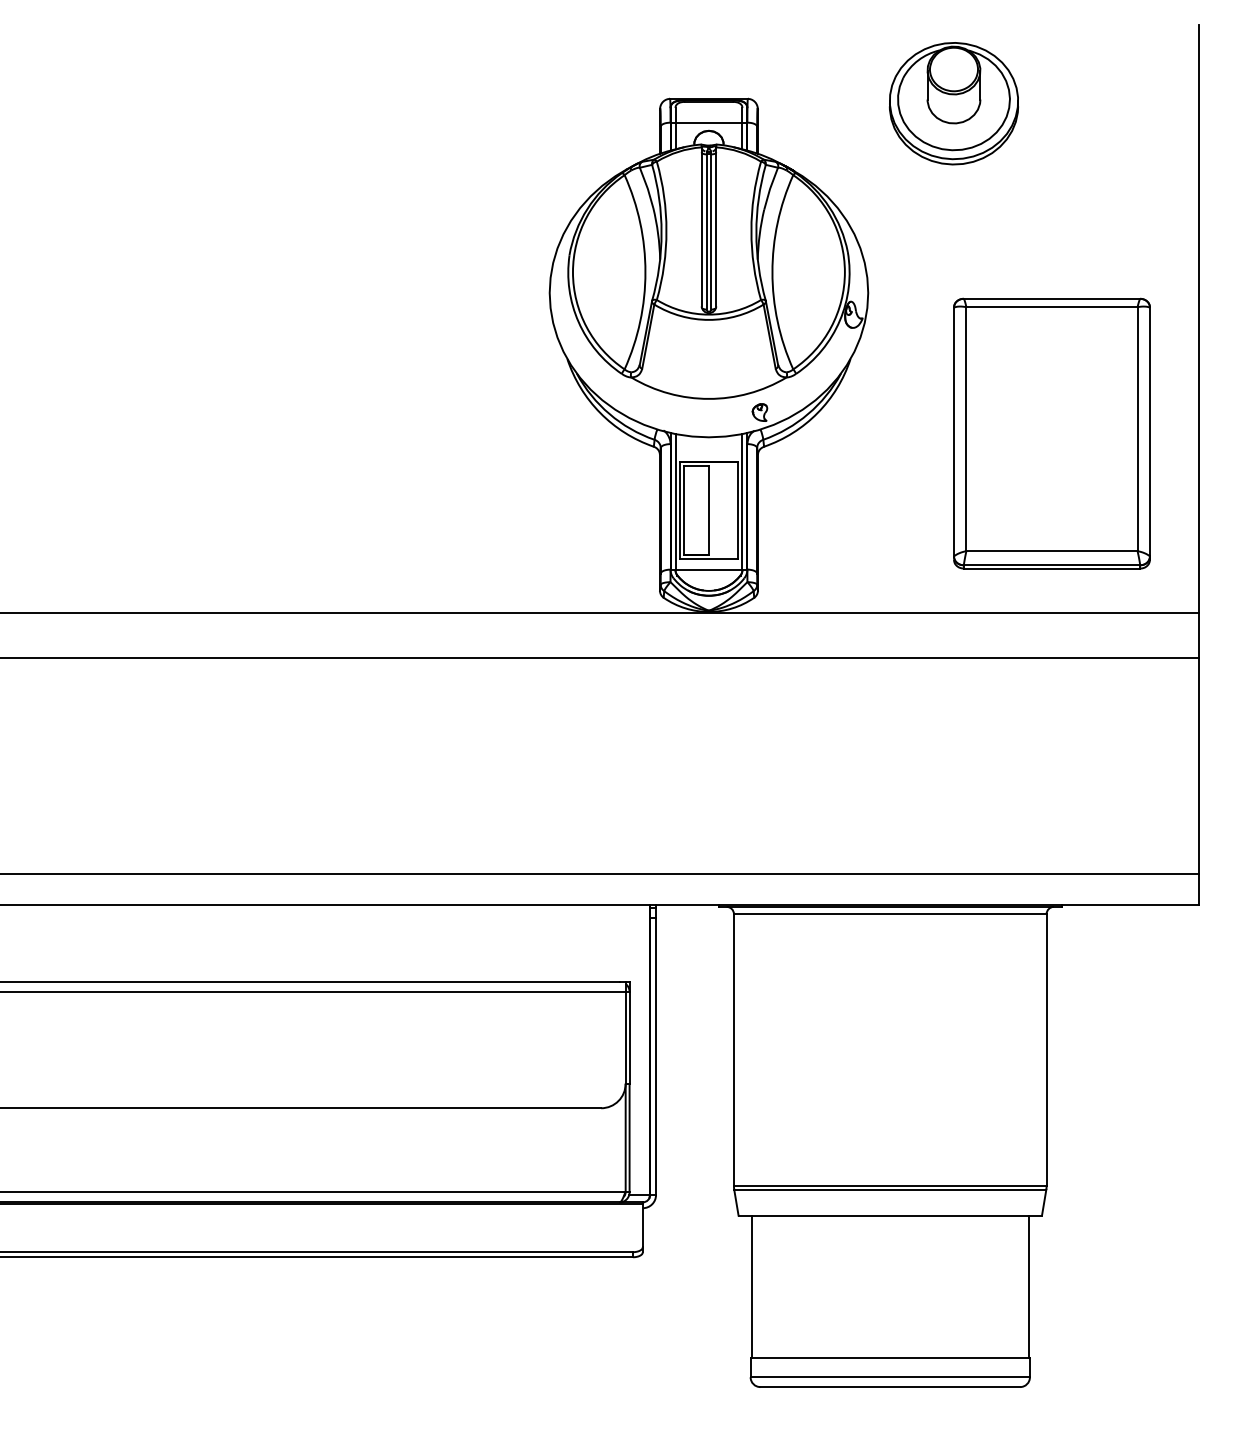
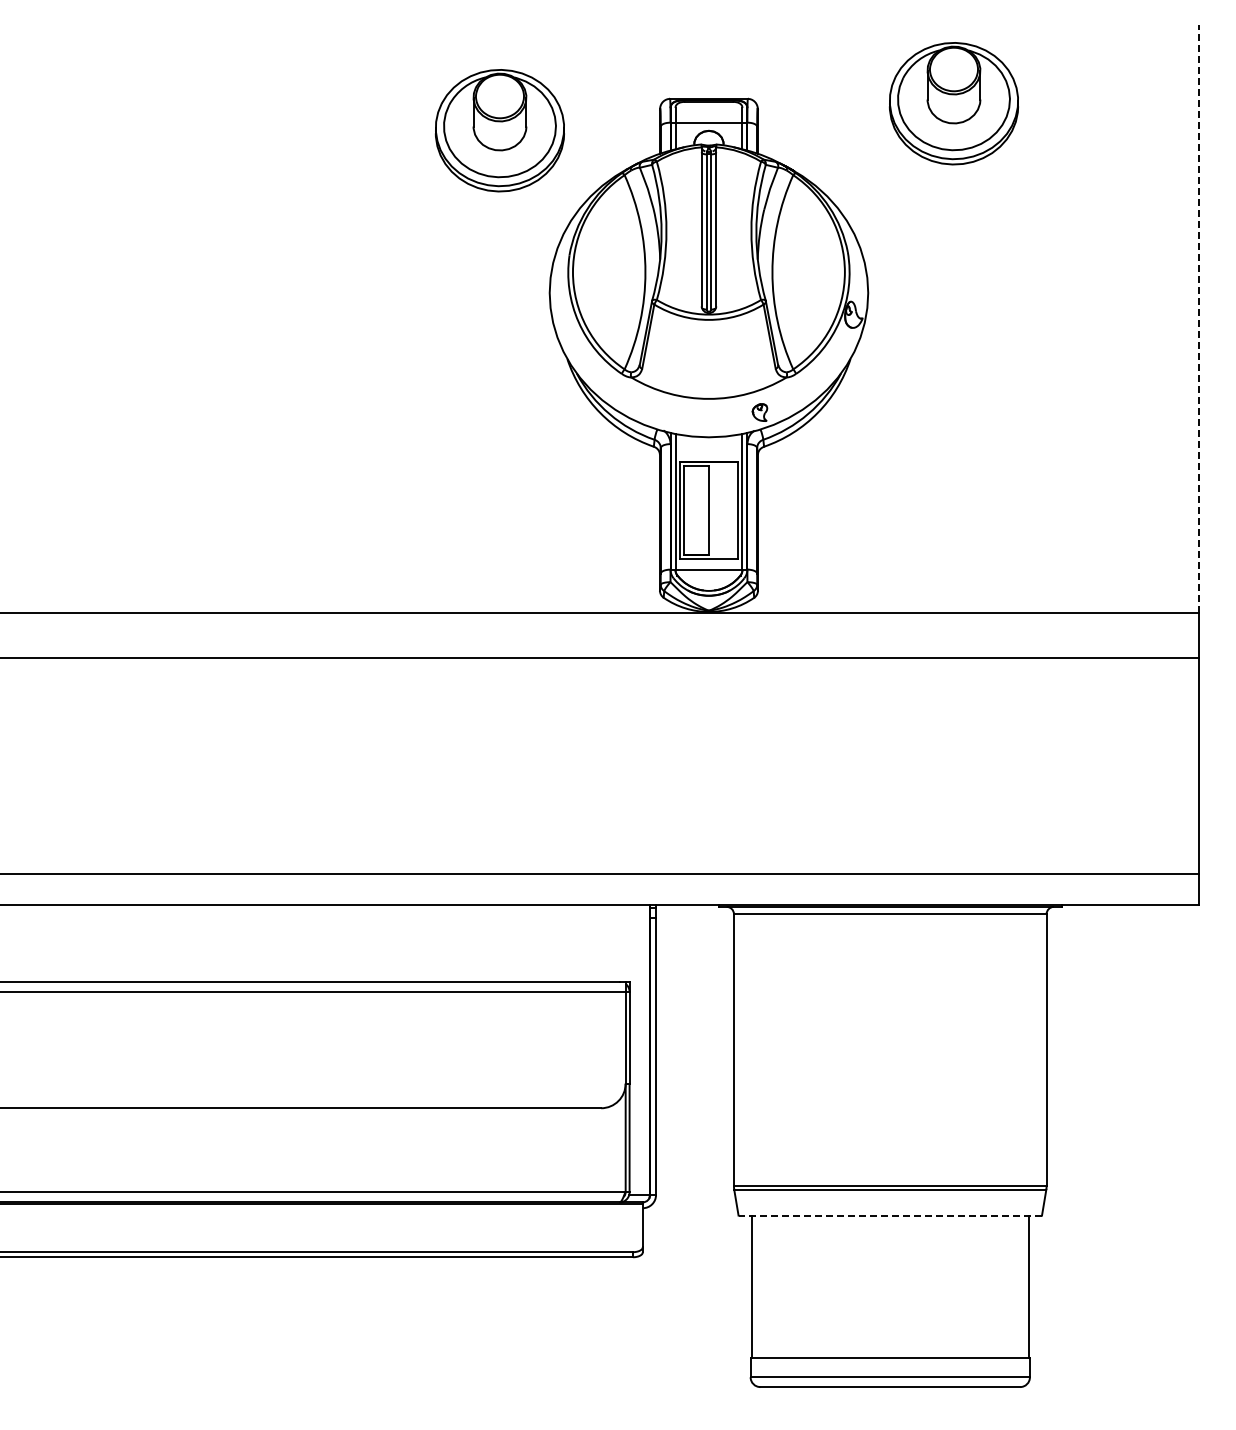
part: none -> present (499, 130)
line: solid -> dashed (1199, 319)
part: present -> none (1051, 433)
line: solid -> dashed (890, 1215)
